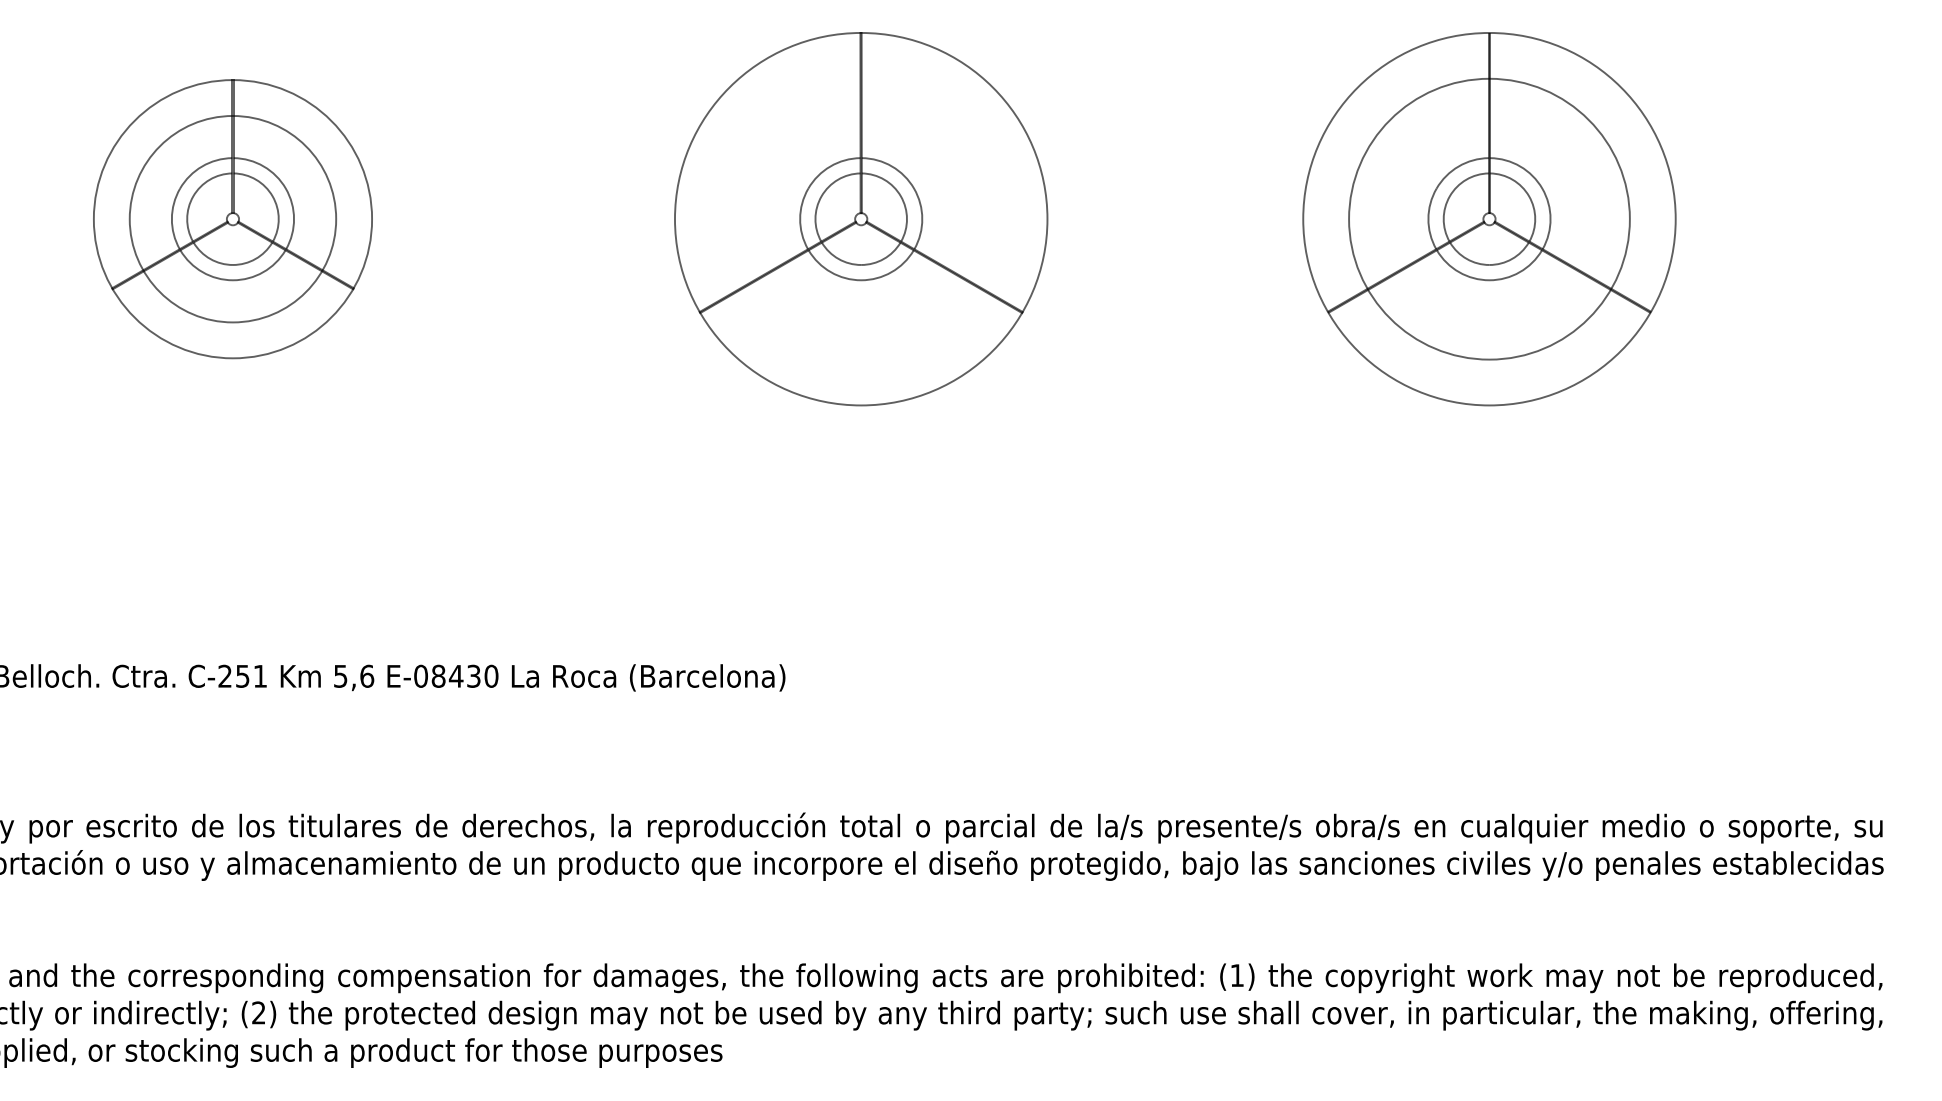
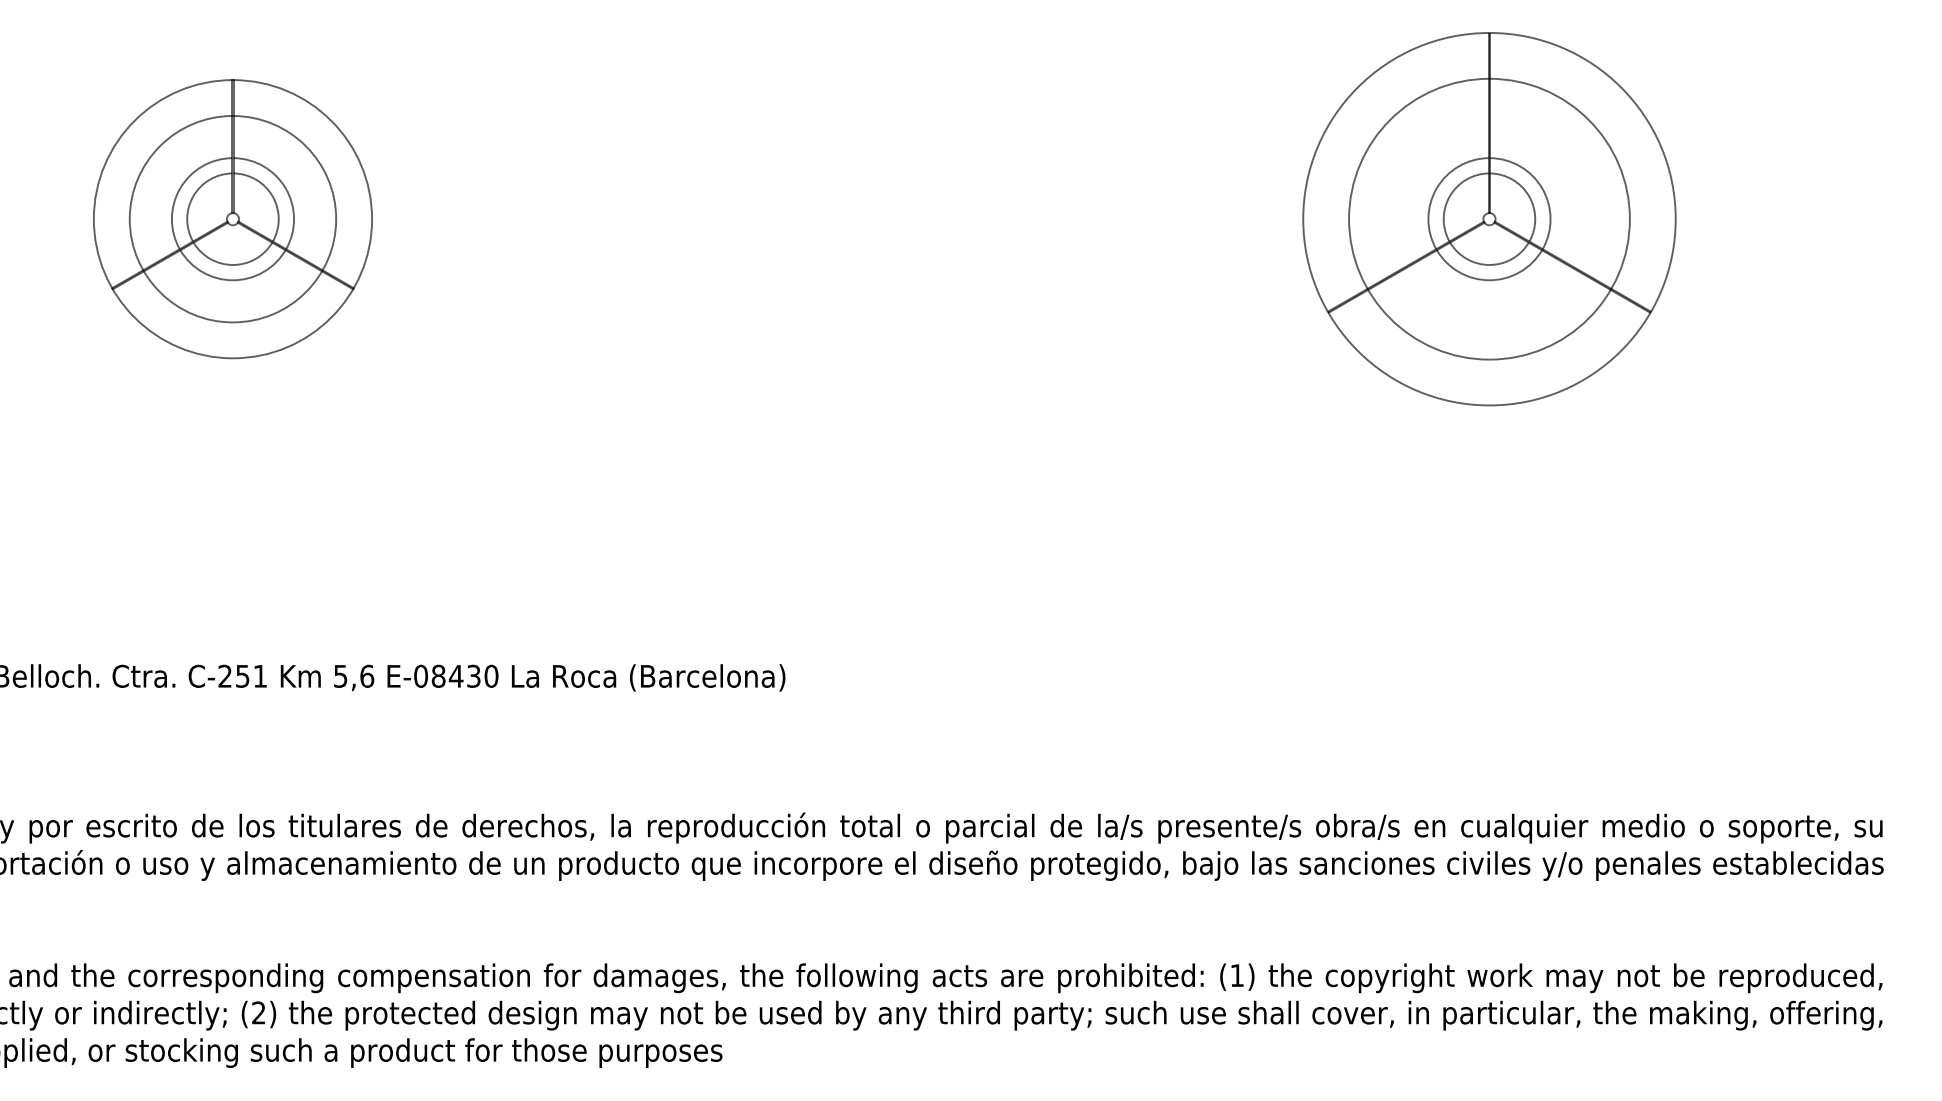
part: present -> none (861, 219)
